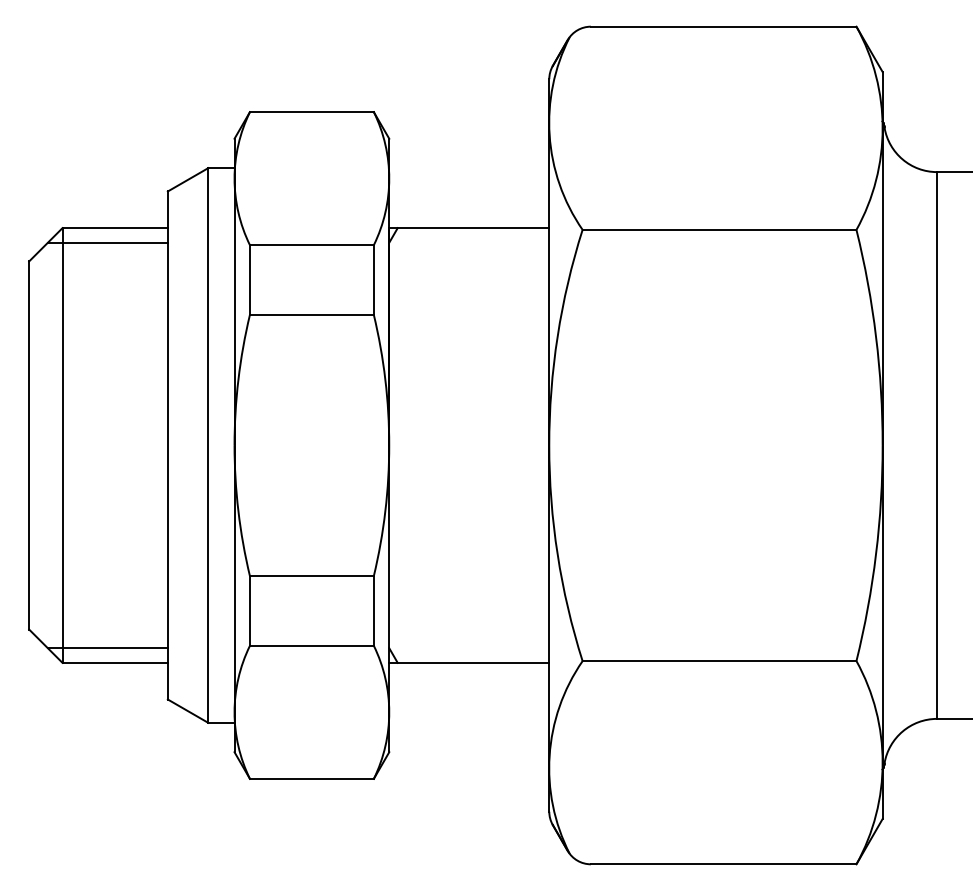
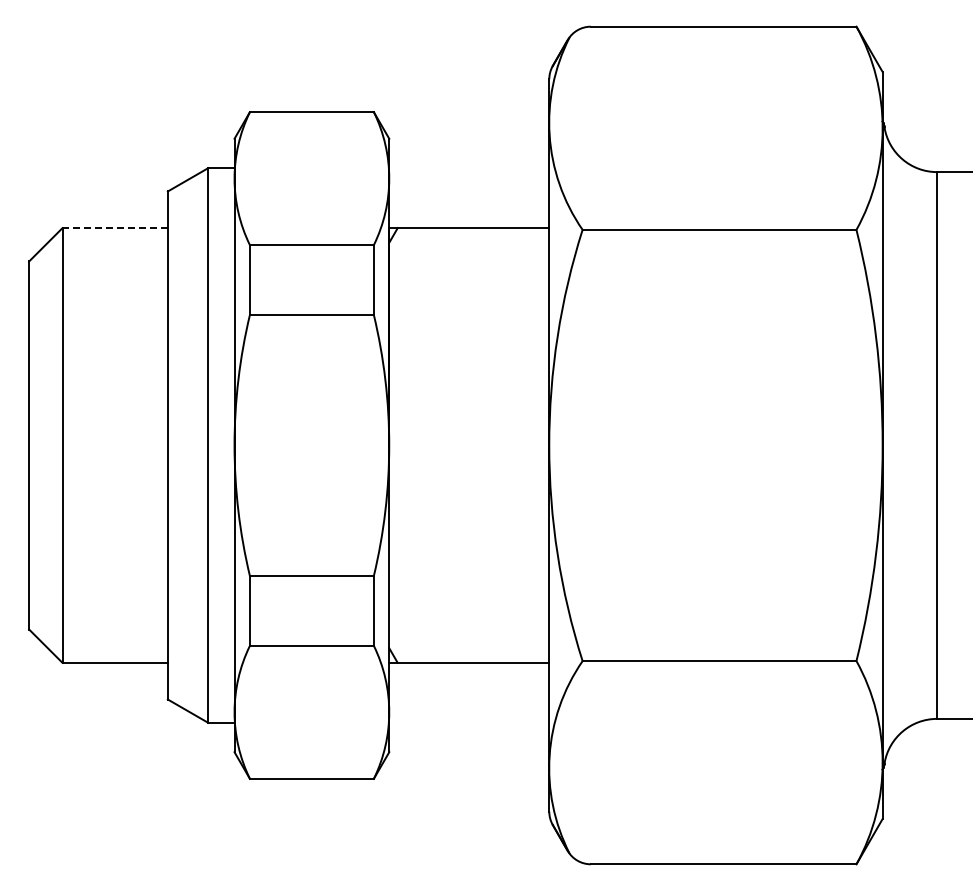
line: solid -> dashed (115, 228)
line: present -> none (107, 242)
line: present -> none (107, 648)
